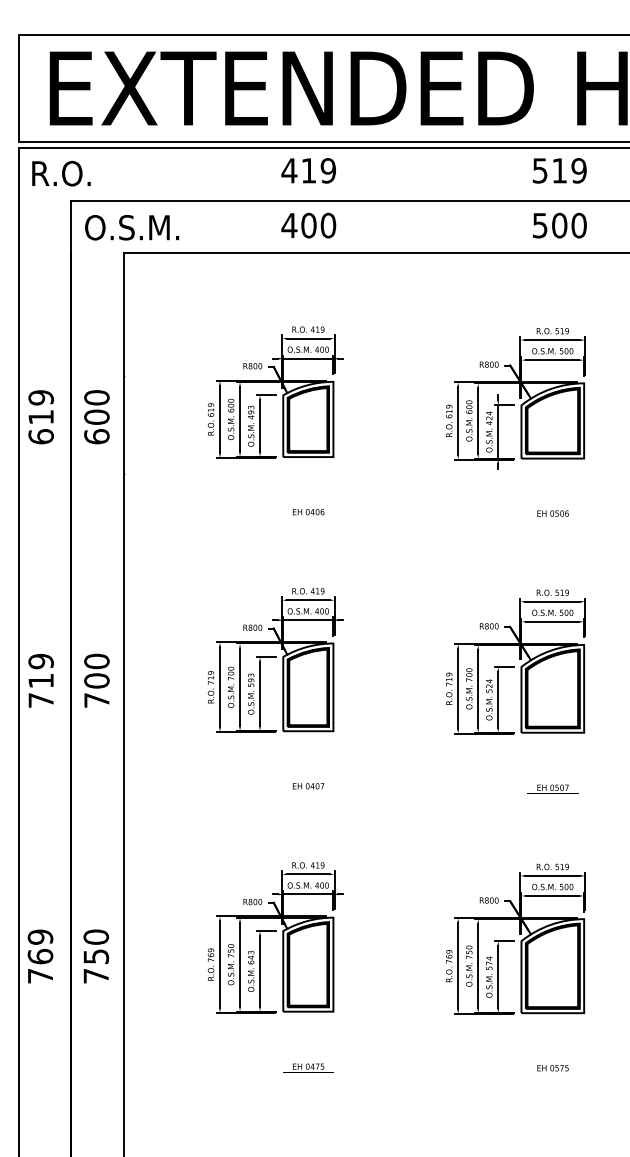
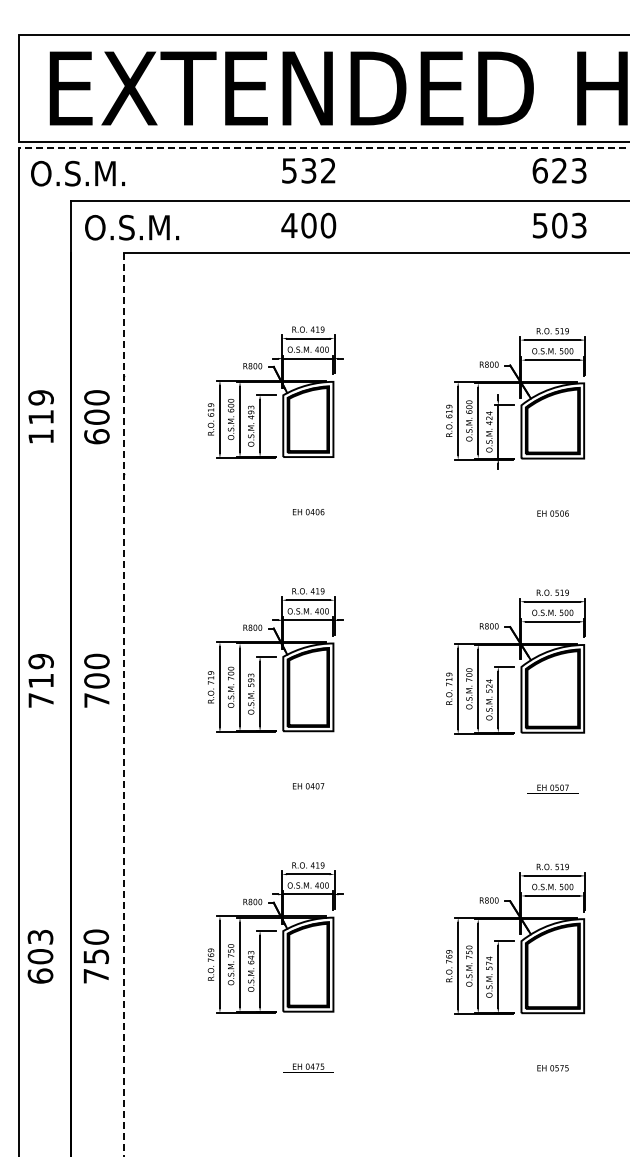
line: solid -> dashed (323, 148)
text: 419 -> 532 (308, 170)
text: 519 -> 623 (559, 170)
text: R.O. -> O.S.M. (78, 173)
text: 500 -> 503 (578, 225)
text: 619 -> 119 (40, 436)
line: solid -> dashed (123, 705)
text: 769 -> 603 (40, 956)
